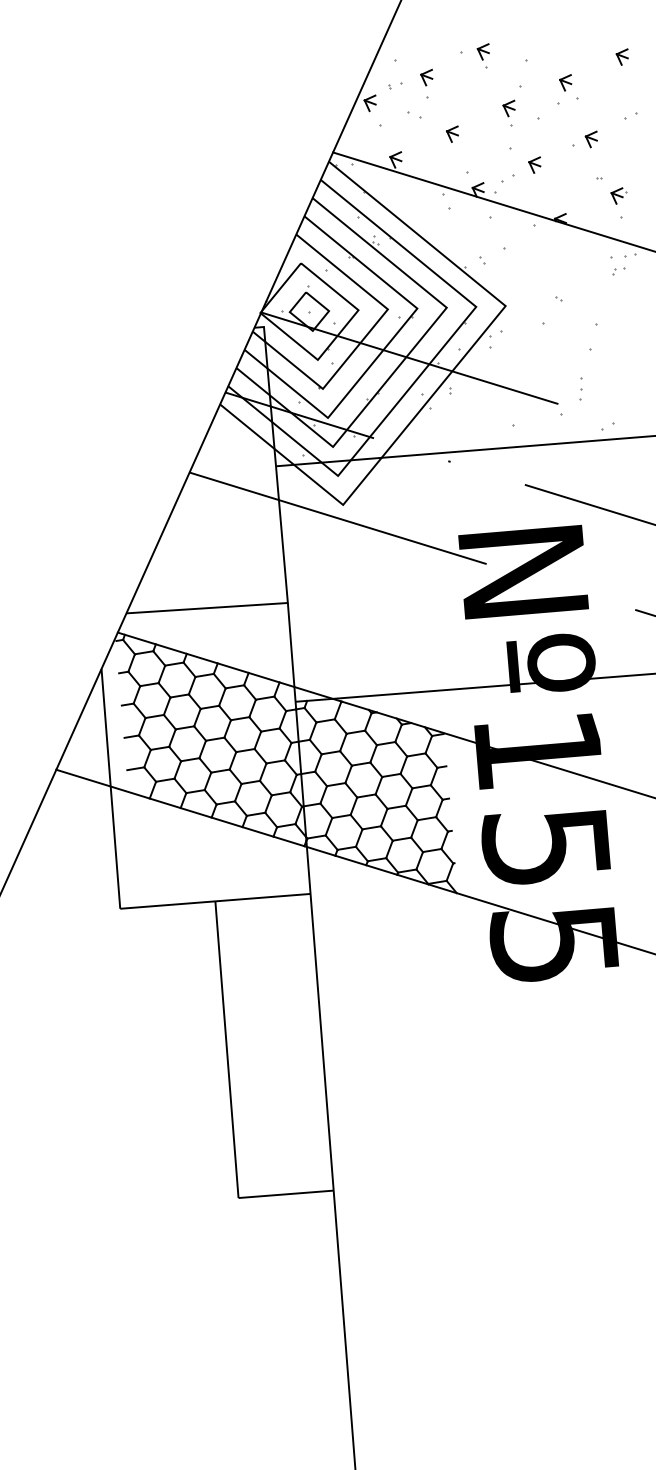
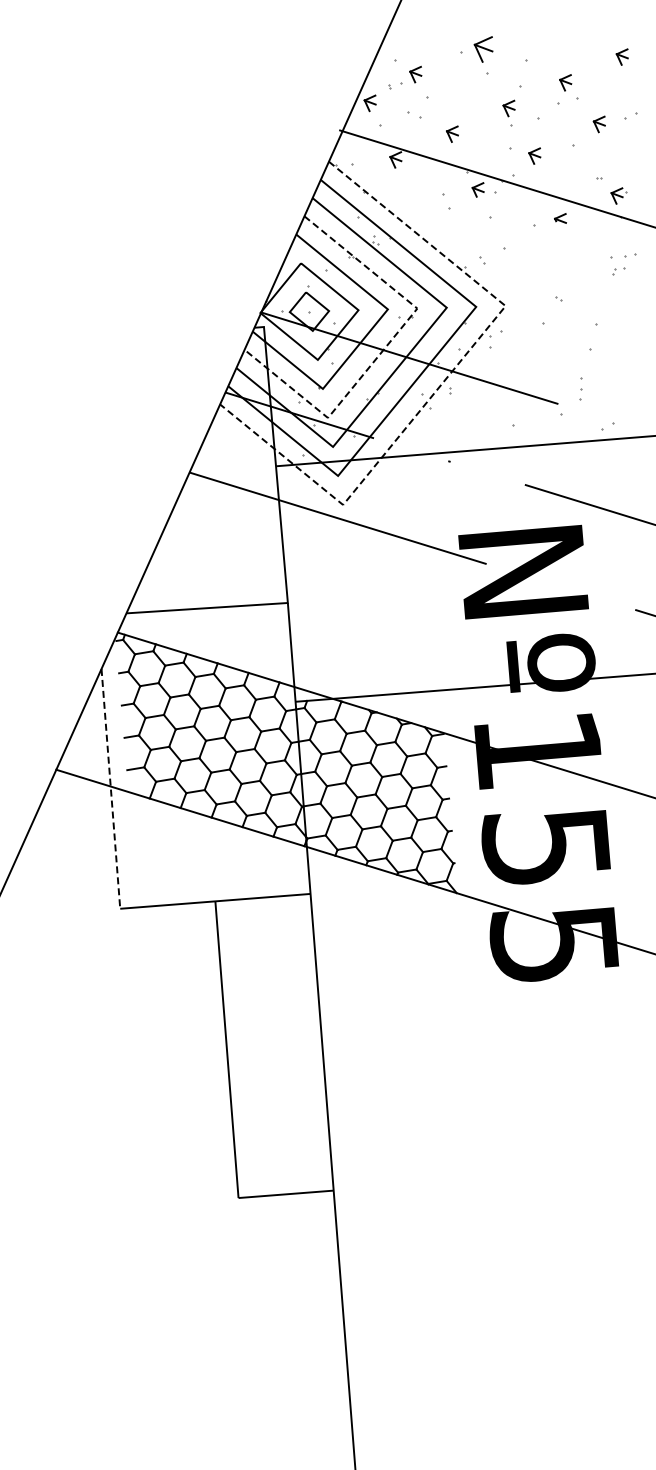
part size: 14x26 px -> 21x39 px (483, 55)
part position: (426, 77) -> (415, 74) (415, 74)
part position: (590, 139) -> (598, 124) (598, 124)
part position: (534, 164) -> (534, 155) (534, 155)
line position: (492, 201) -> (496, 178) (496, 178)
line: solid -> dashed (384, 348)
line: solid -> dashed (446, 378)
line: solid -> dashed (110, 789)
